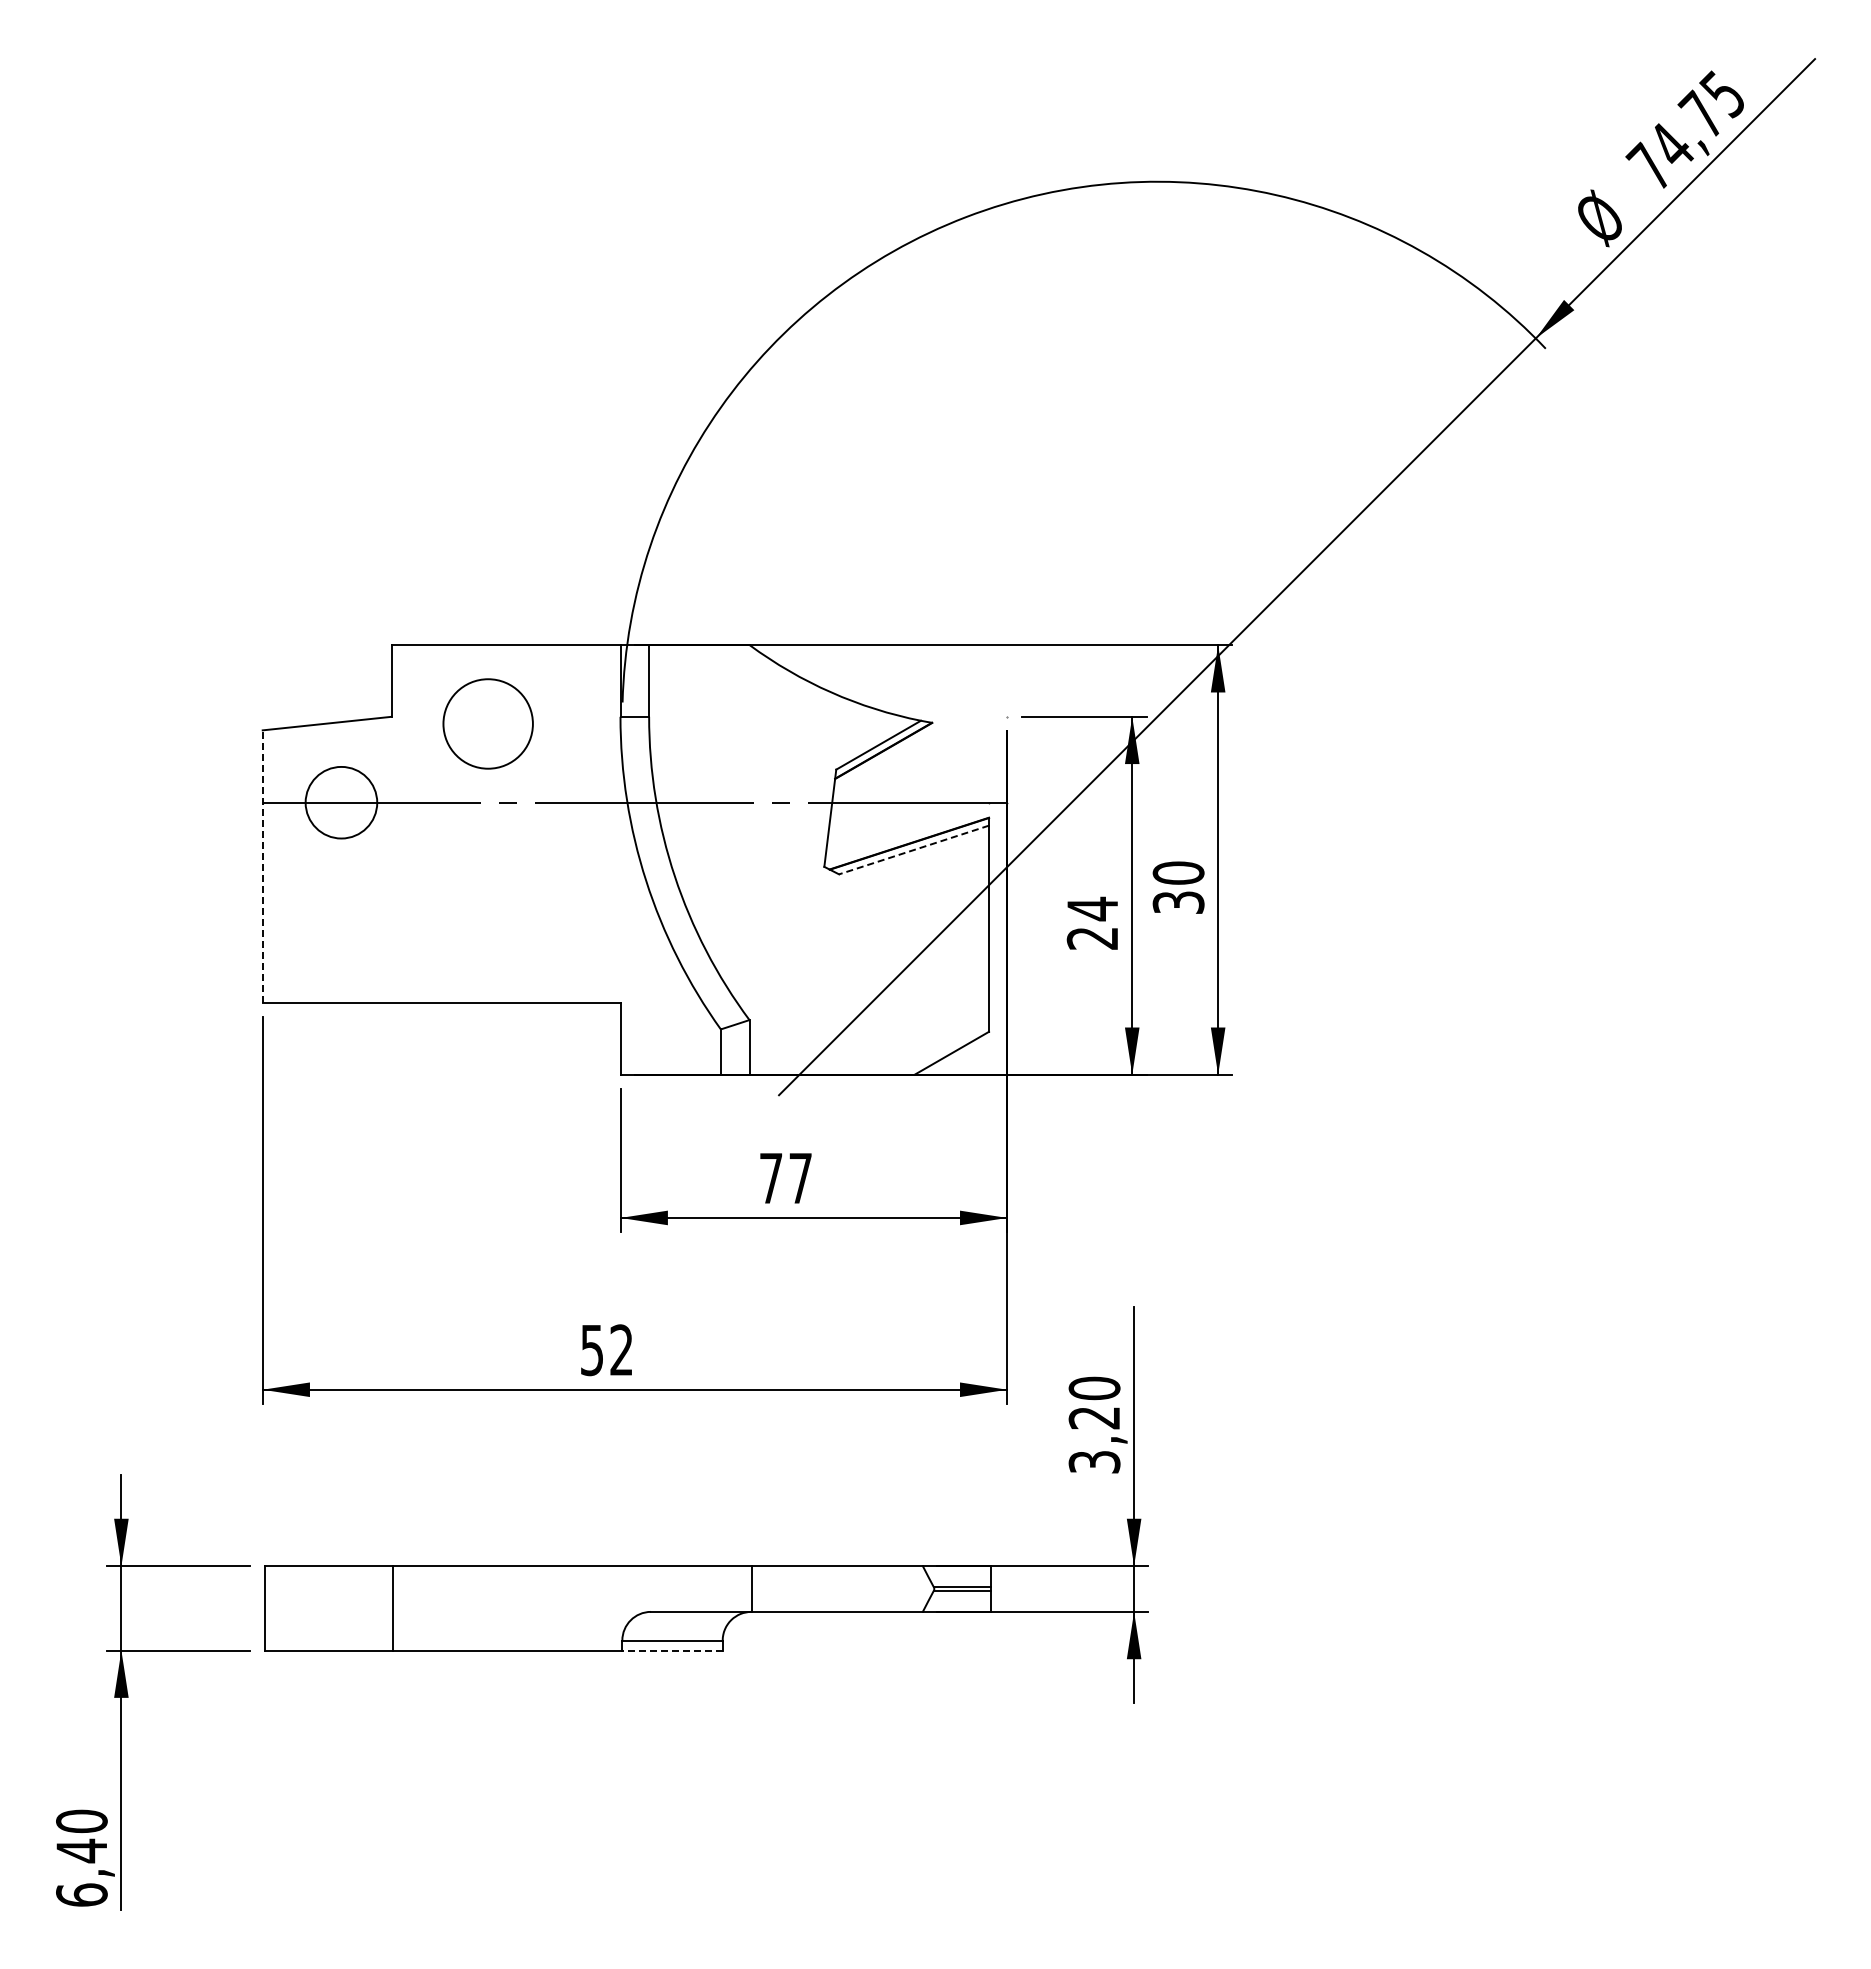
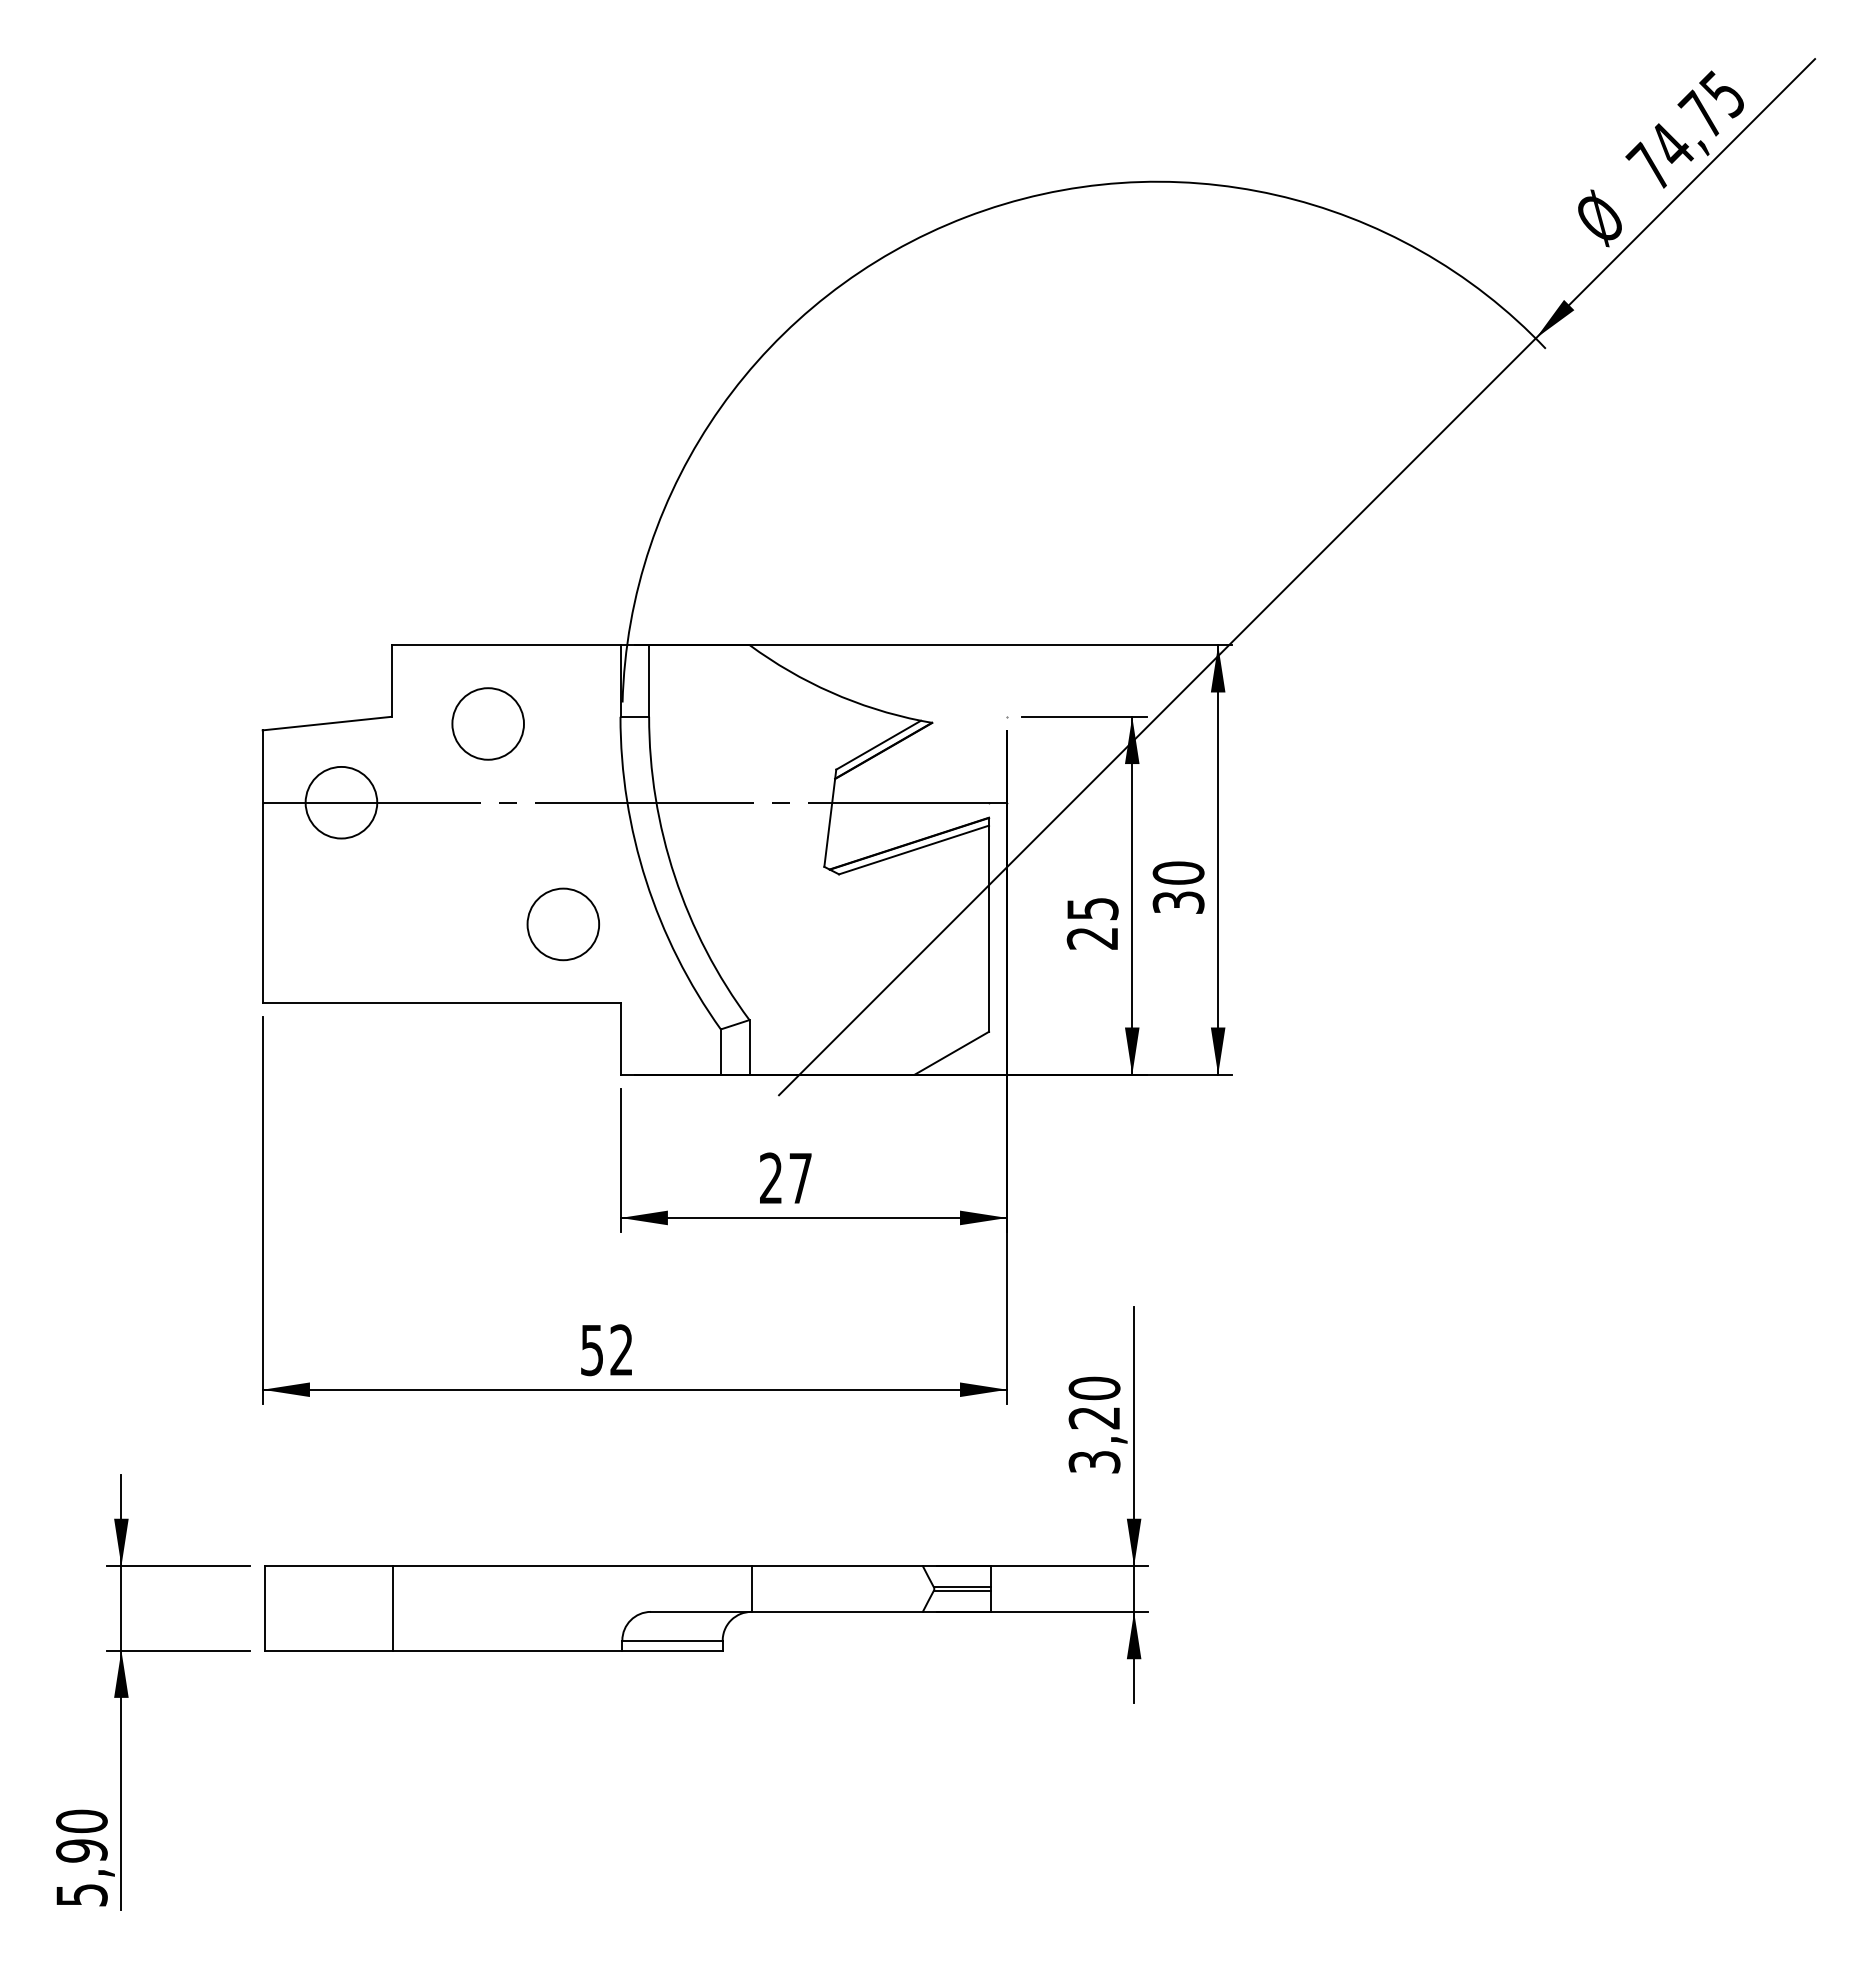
circle diameter: 89 px -> 72 px (488, 723)
line: dashed -> solid (914, 850)
line: dashed -> solid (262, 866)
text: 24 -> 25 (1092, 908)
circle: none -> present (562, 924)
text: 77 -> 27 (771, 1177)
line: dashed -> solid (672, 1650)
text: 6,40 -> 5,90 (81, 1872)
